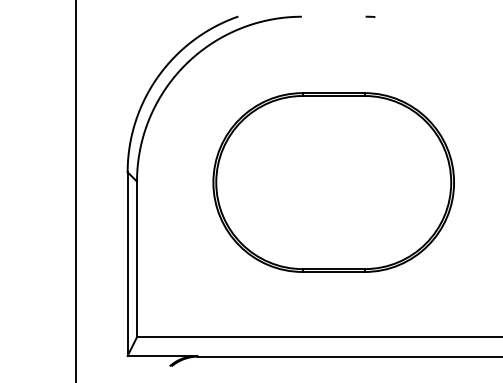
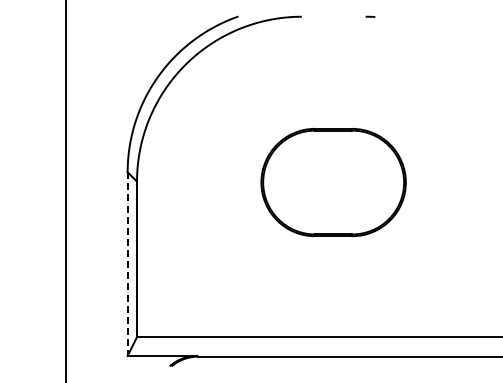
part size: 243x181 px -> 147x110 px (333, 182)
line position: (76, 190) -> (66, 190) (66, 190)
line: solid -> dashed (127, 264)
